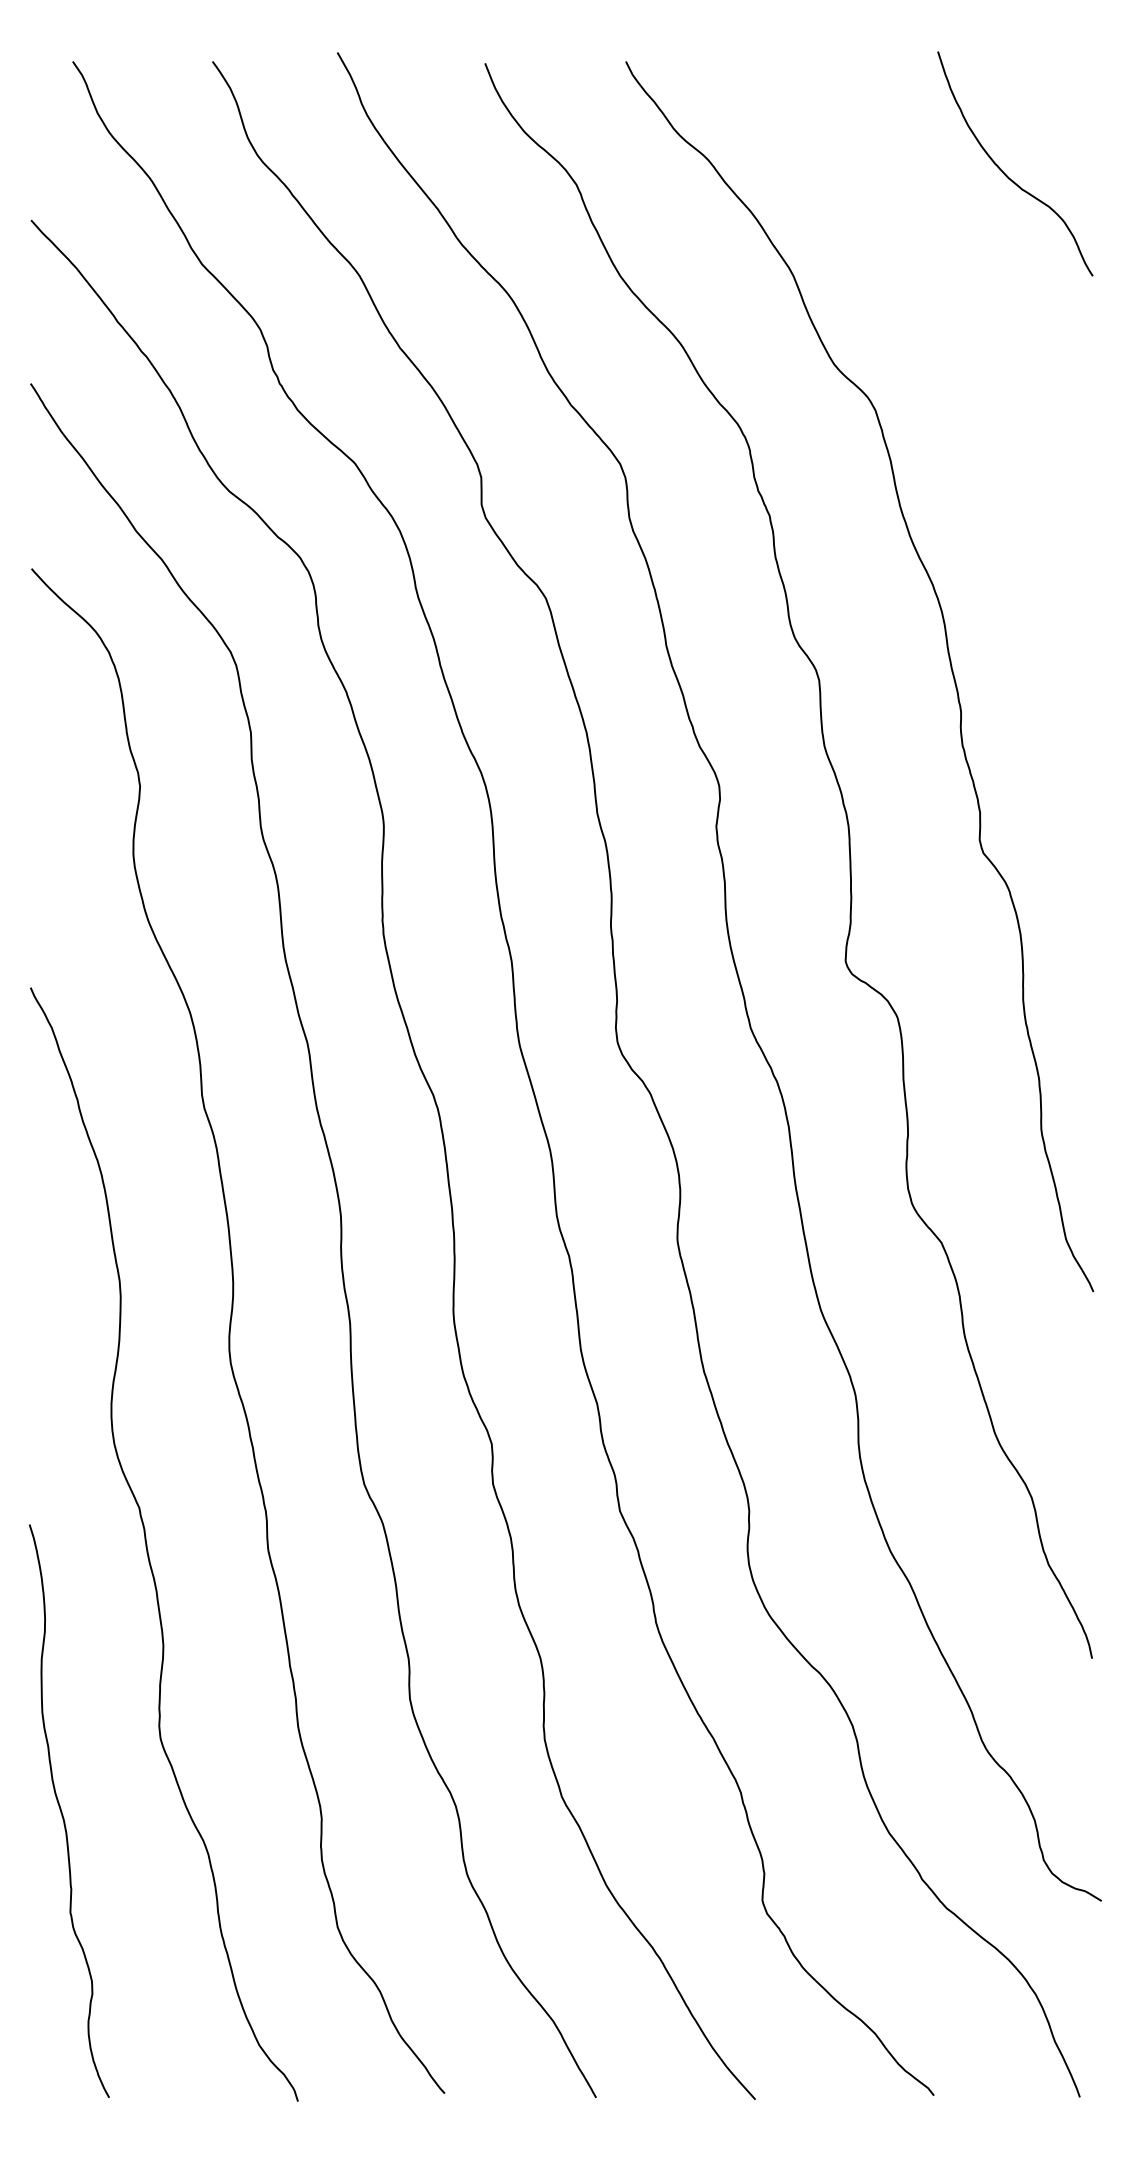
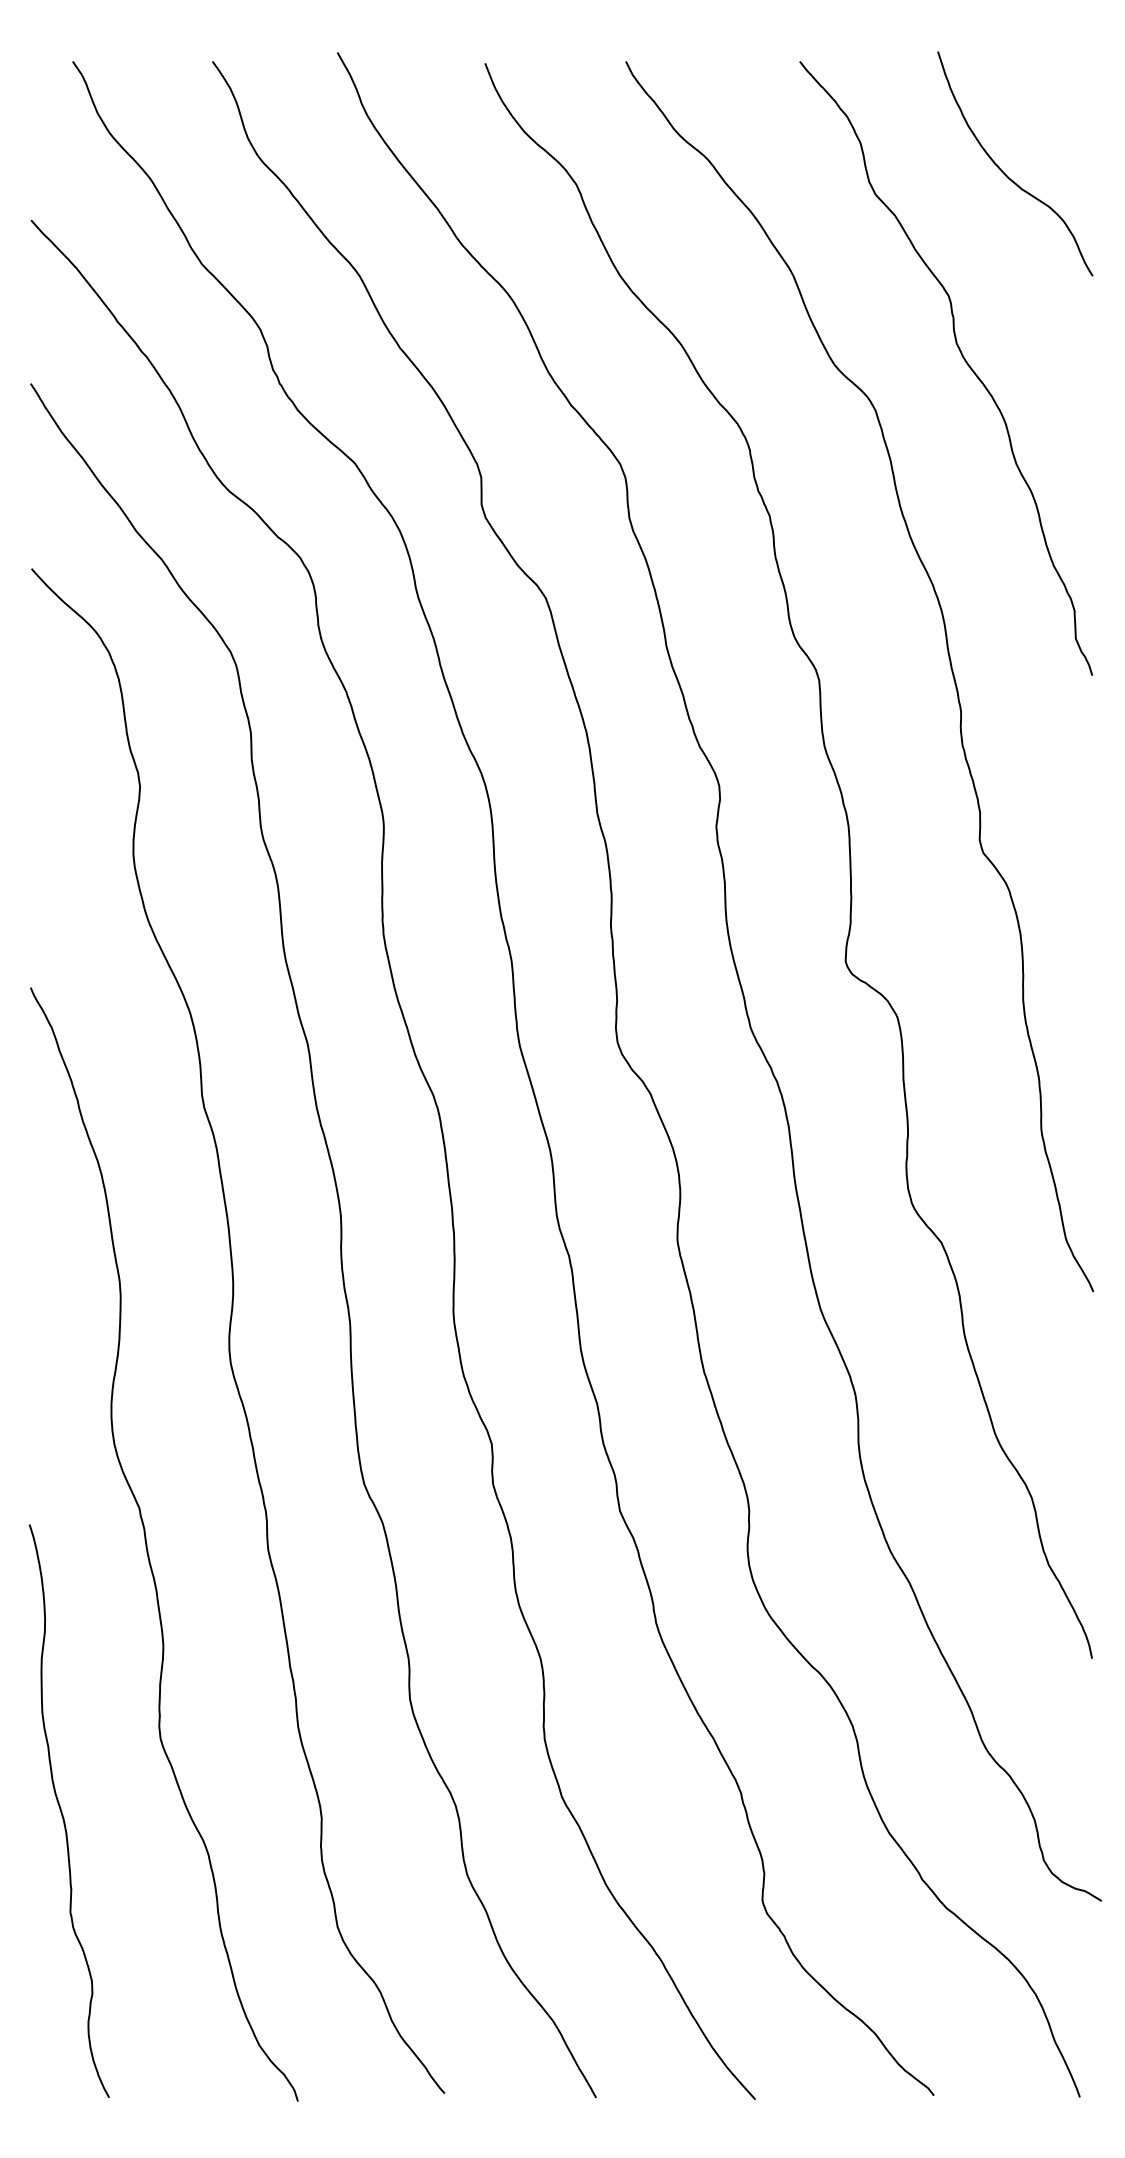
curve: none -> present (961, 356)
